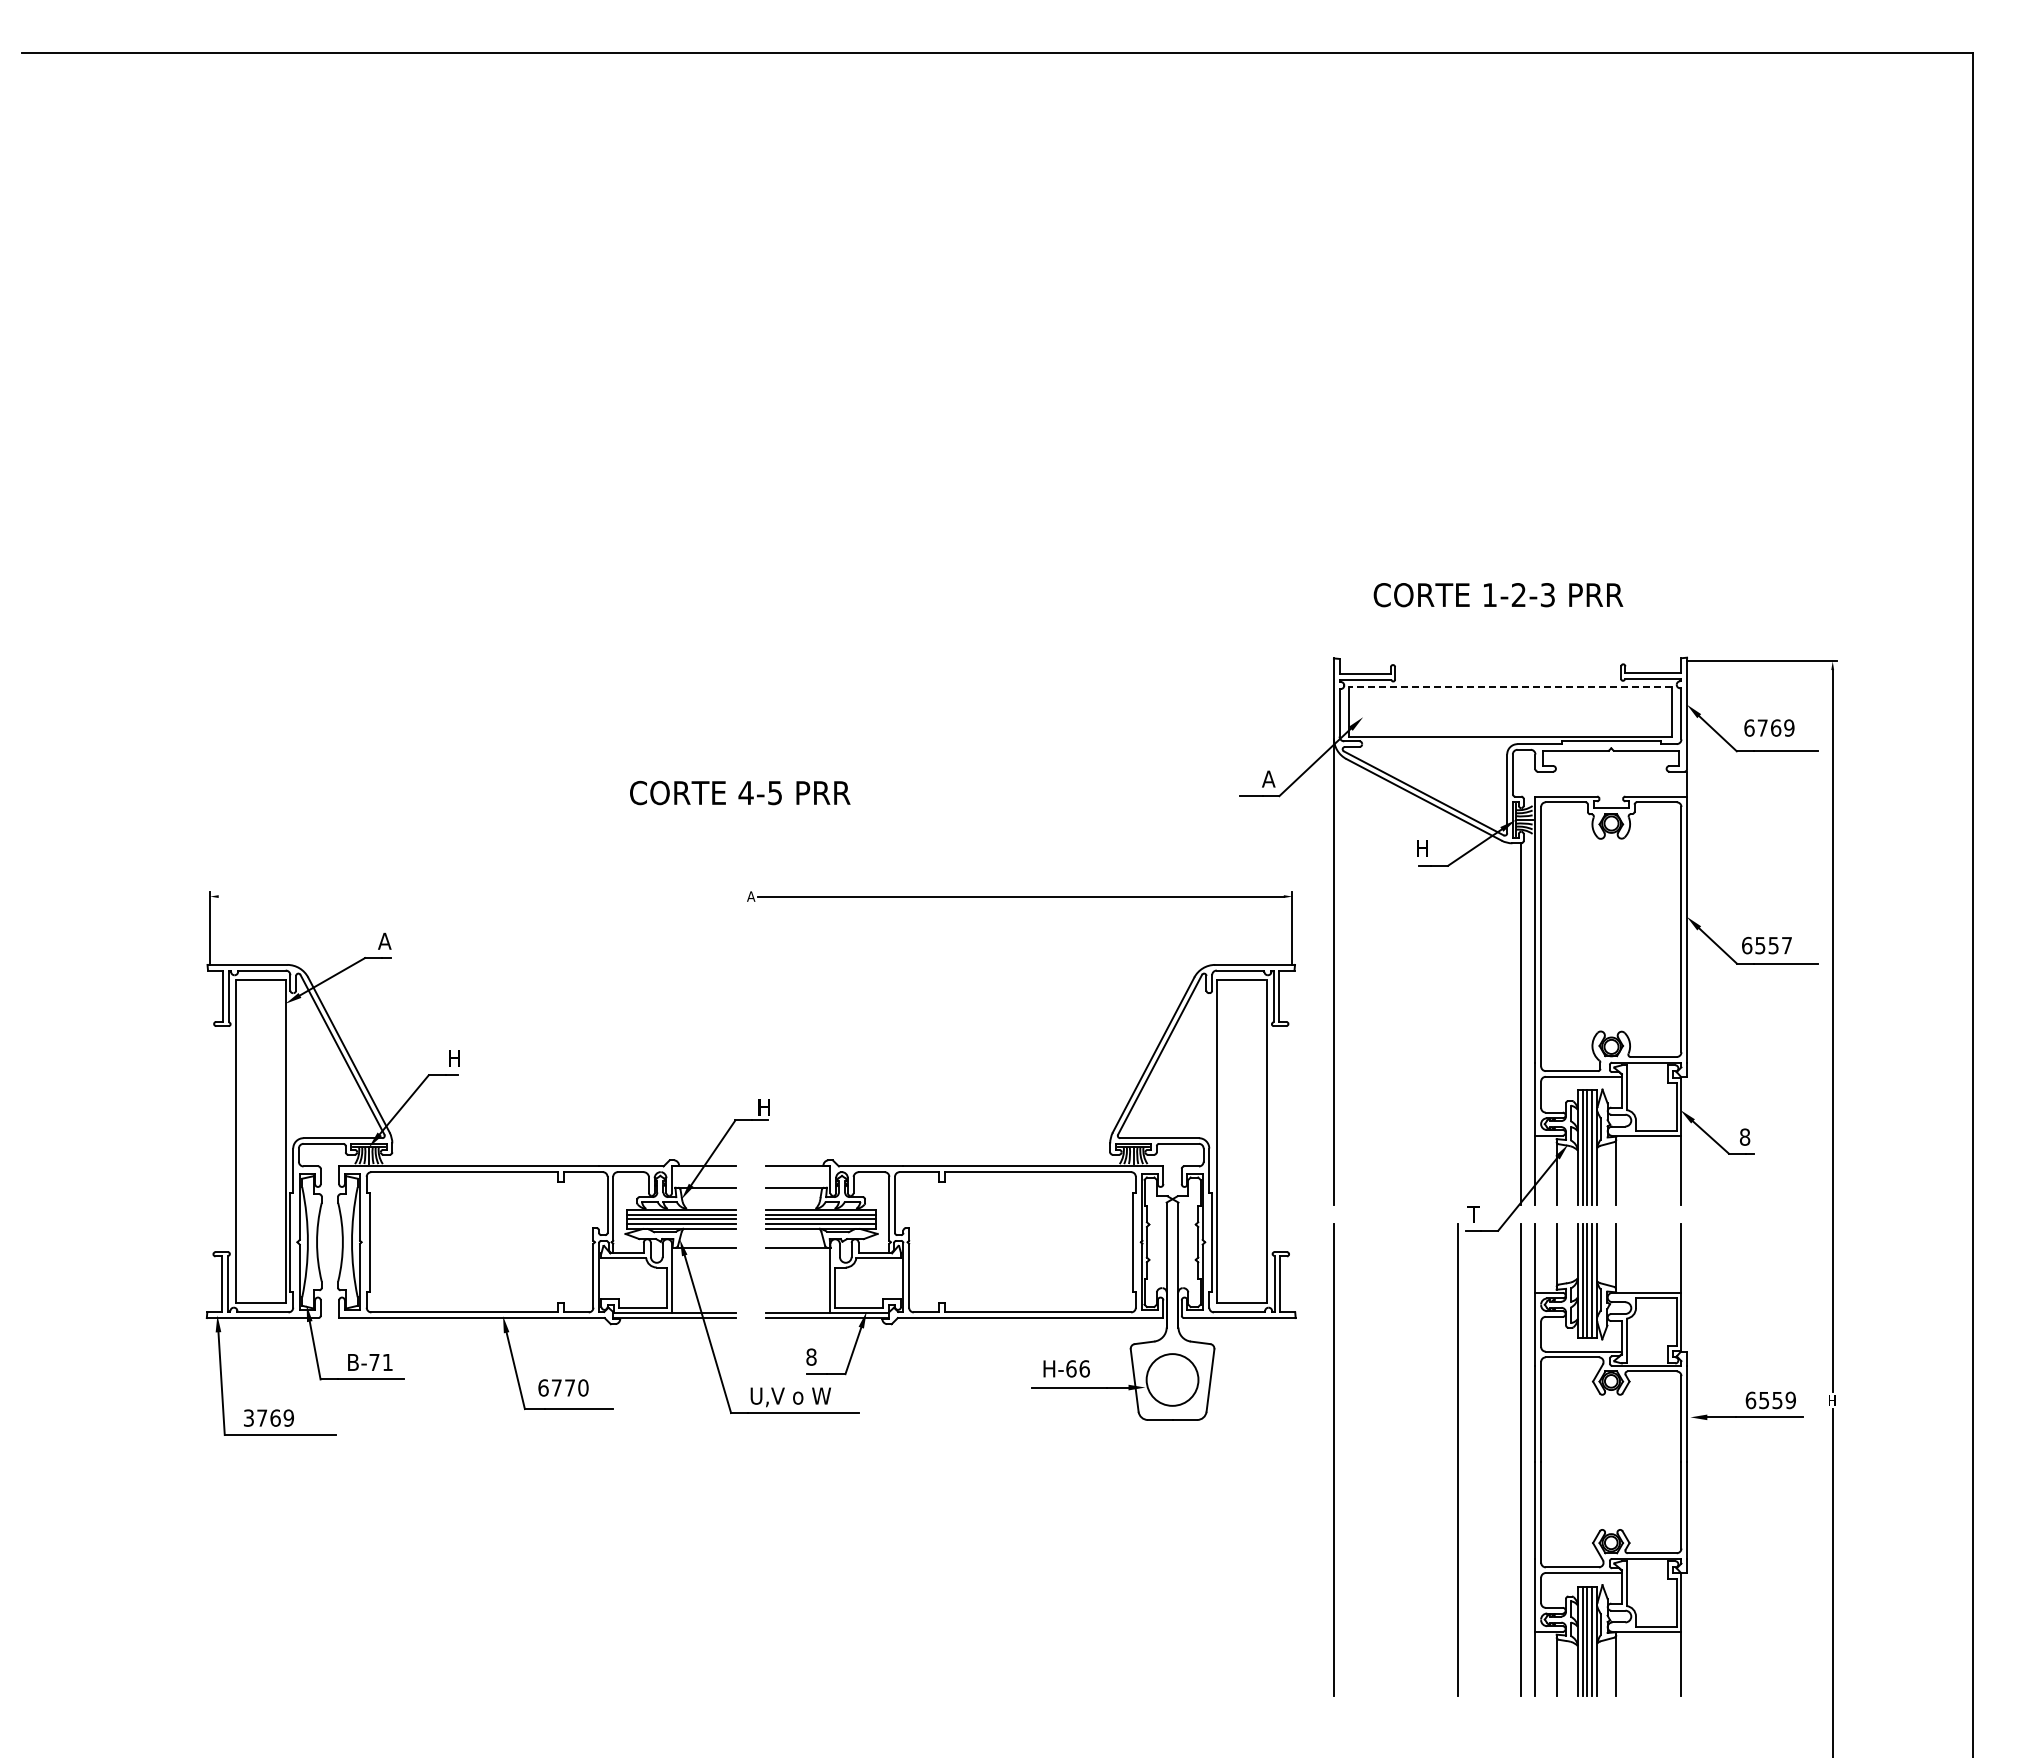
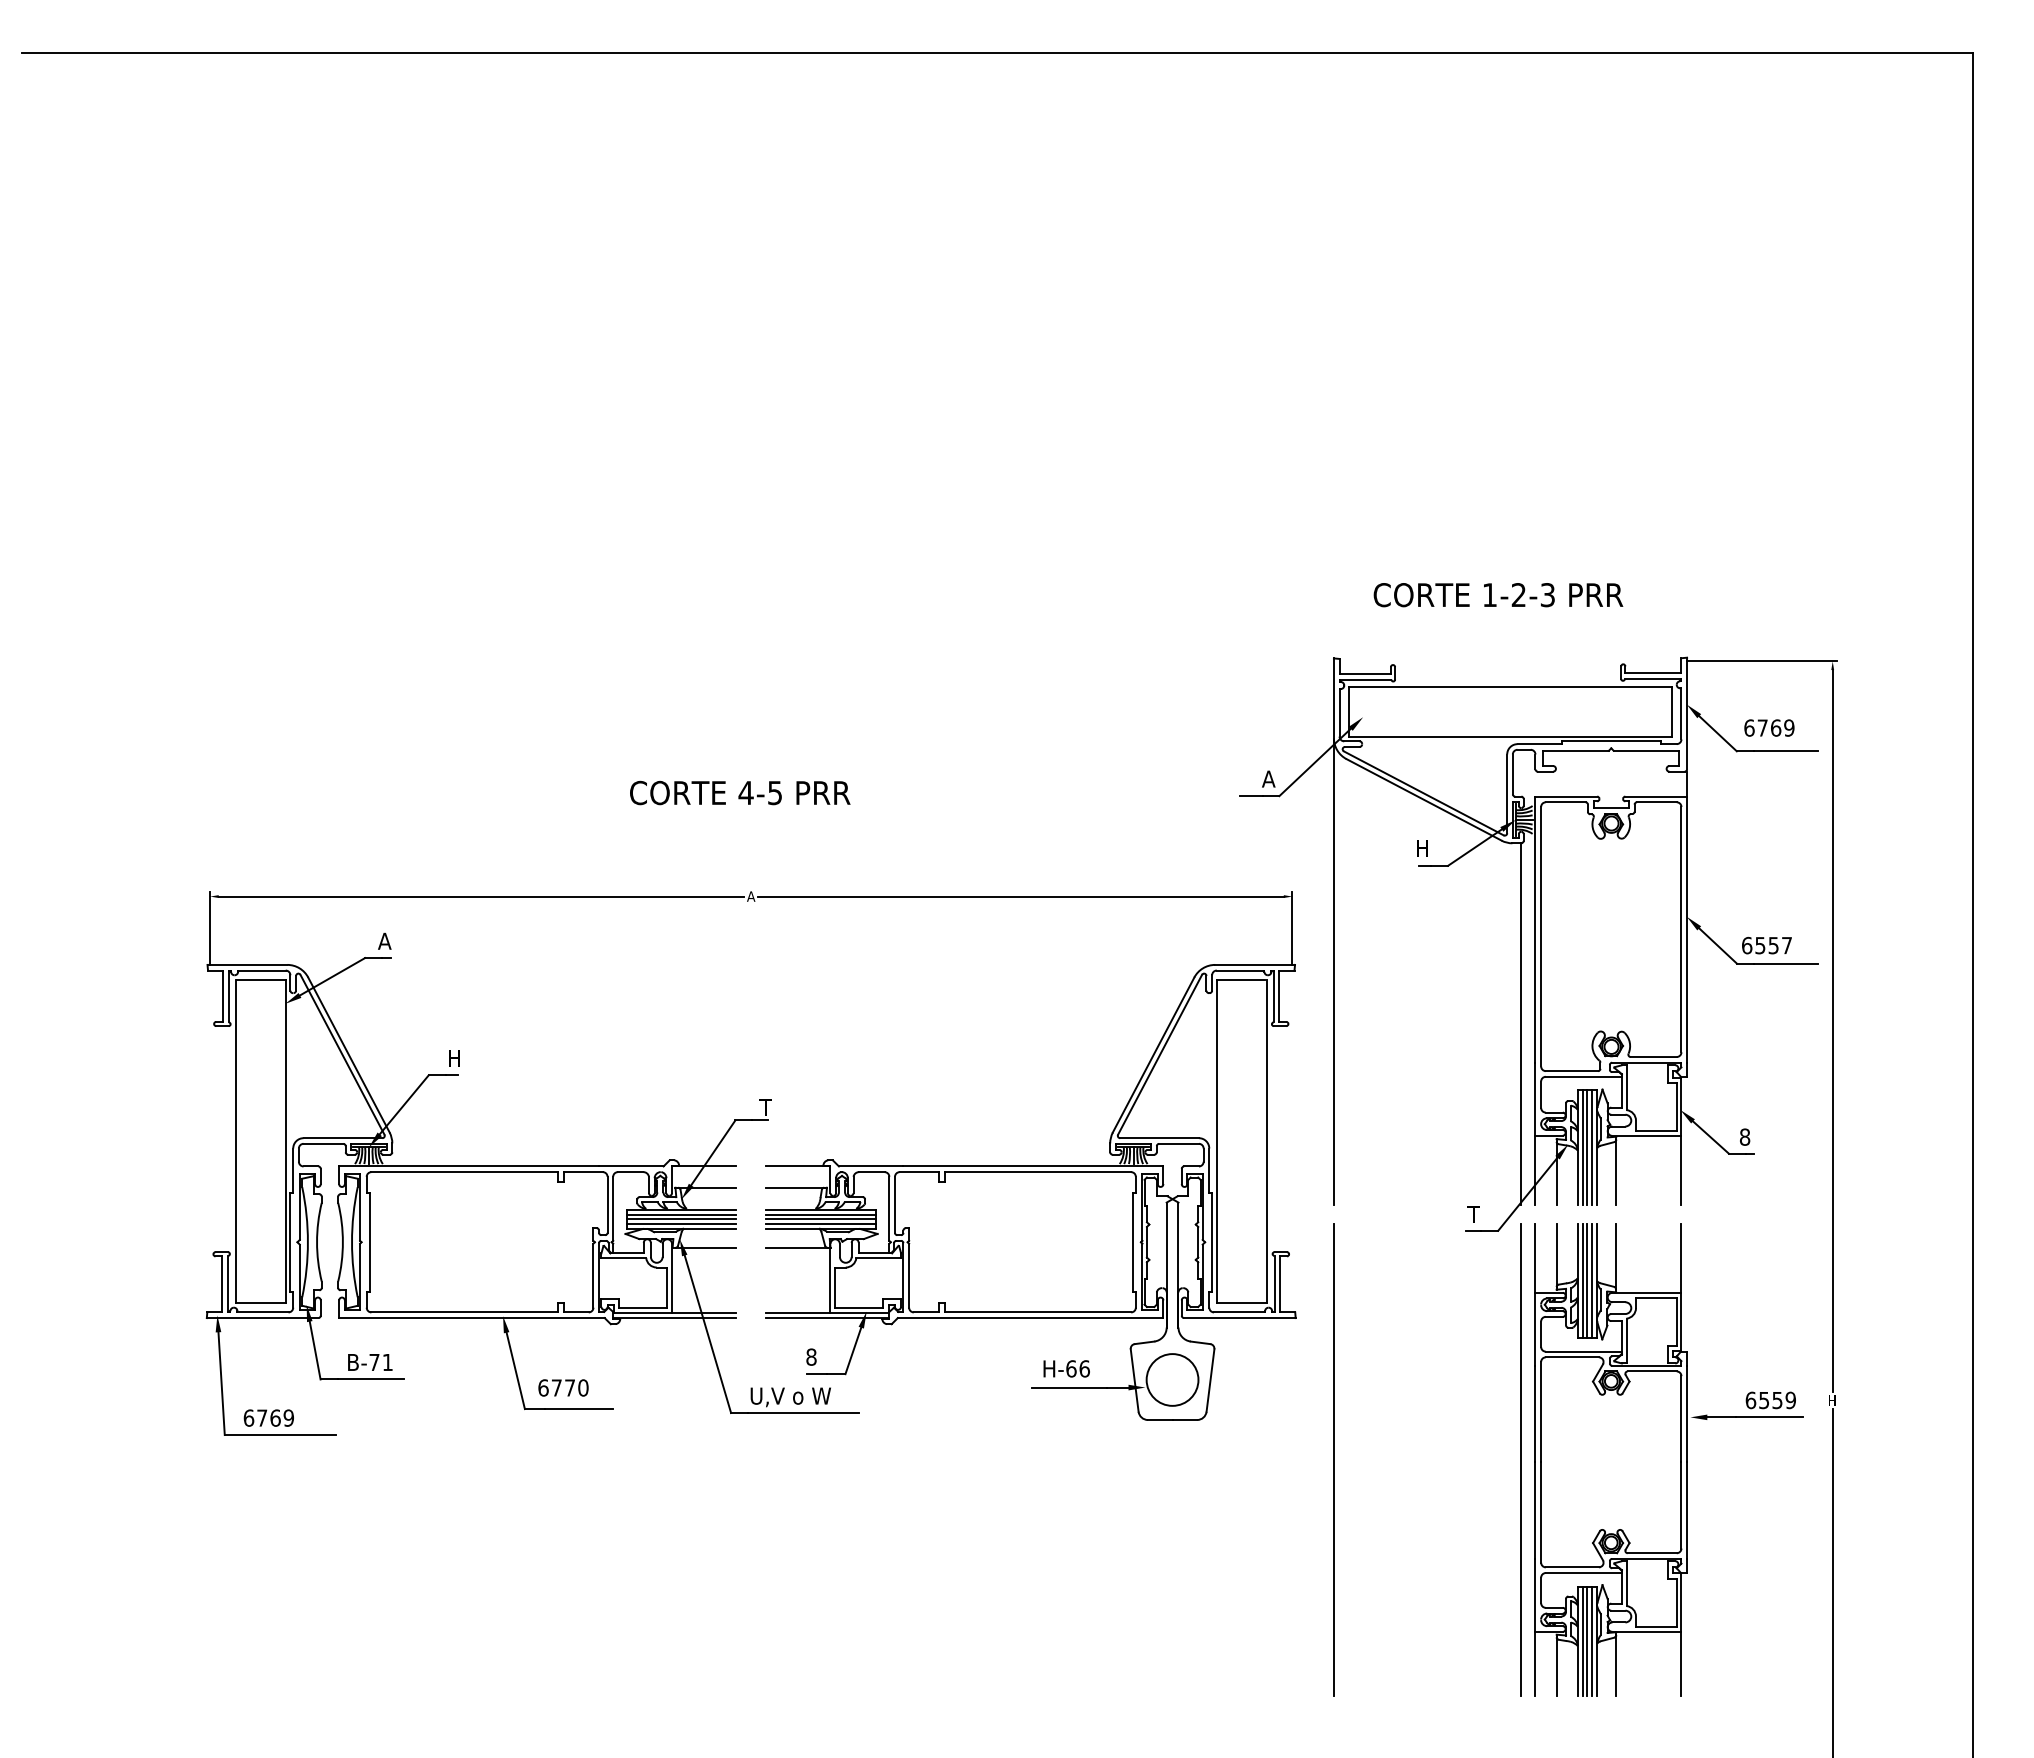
line: dashed -> solid (1510, 687)
line: none -> present (481, 896)
text: H -> T (764, 1107)
text: 3769 -> 6769 (248, 1417)
line: present -> none (1457, 1459)
